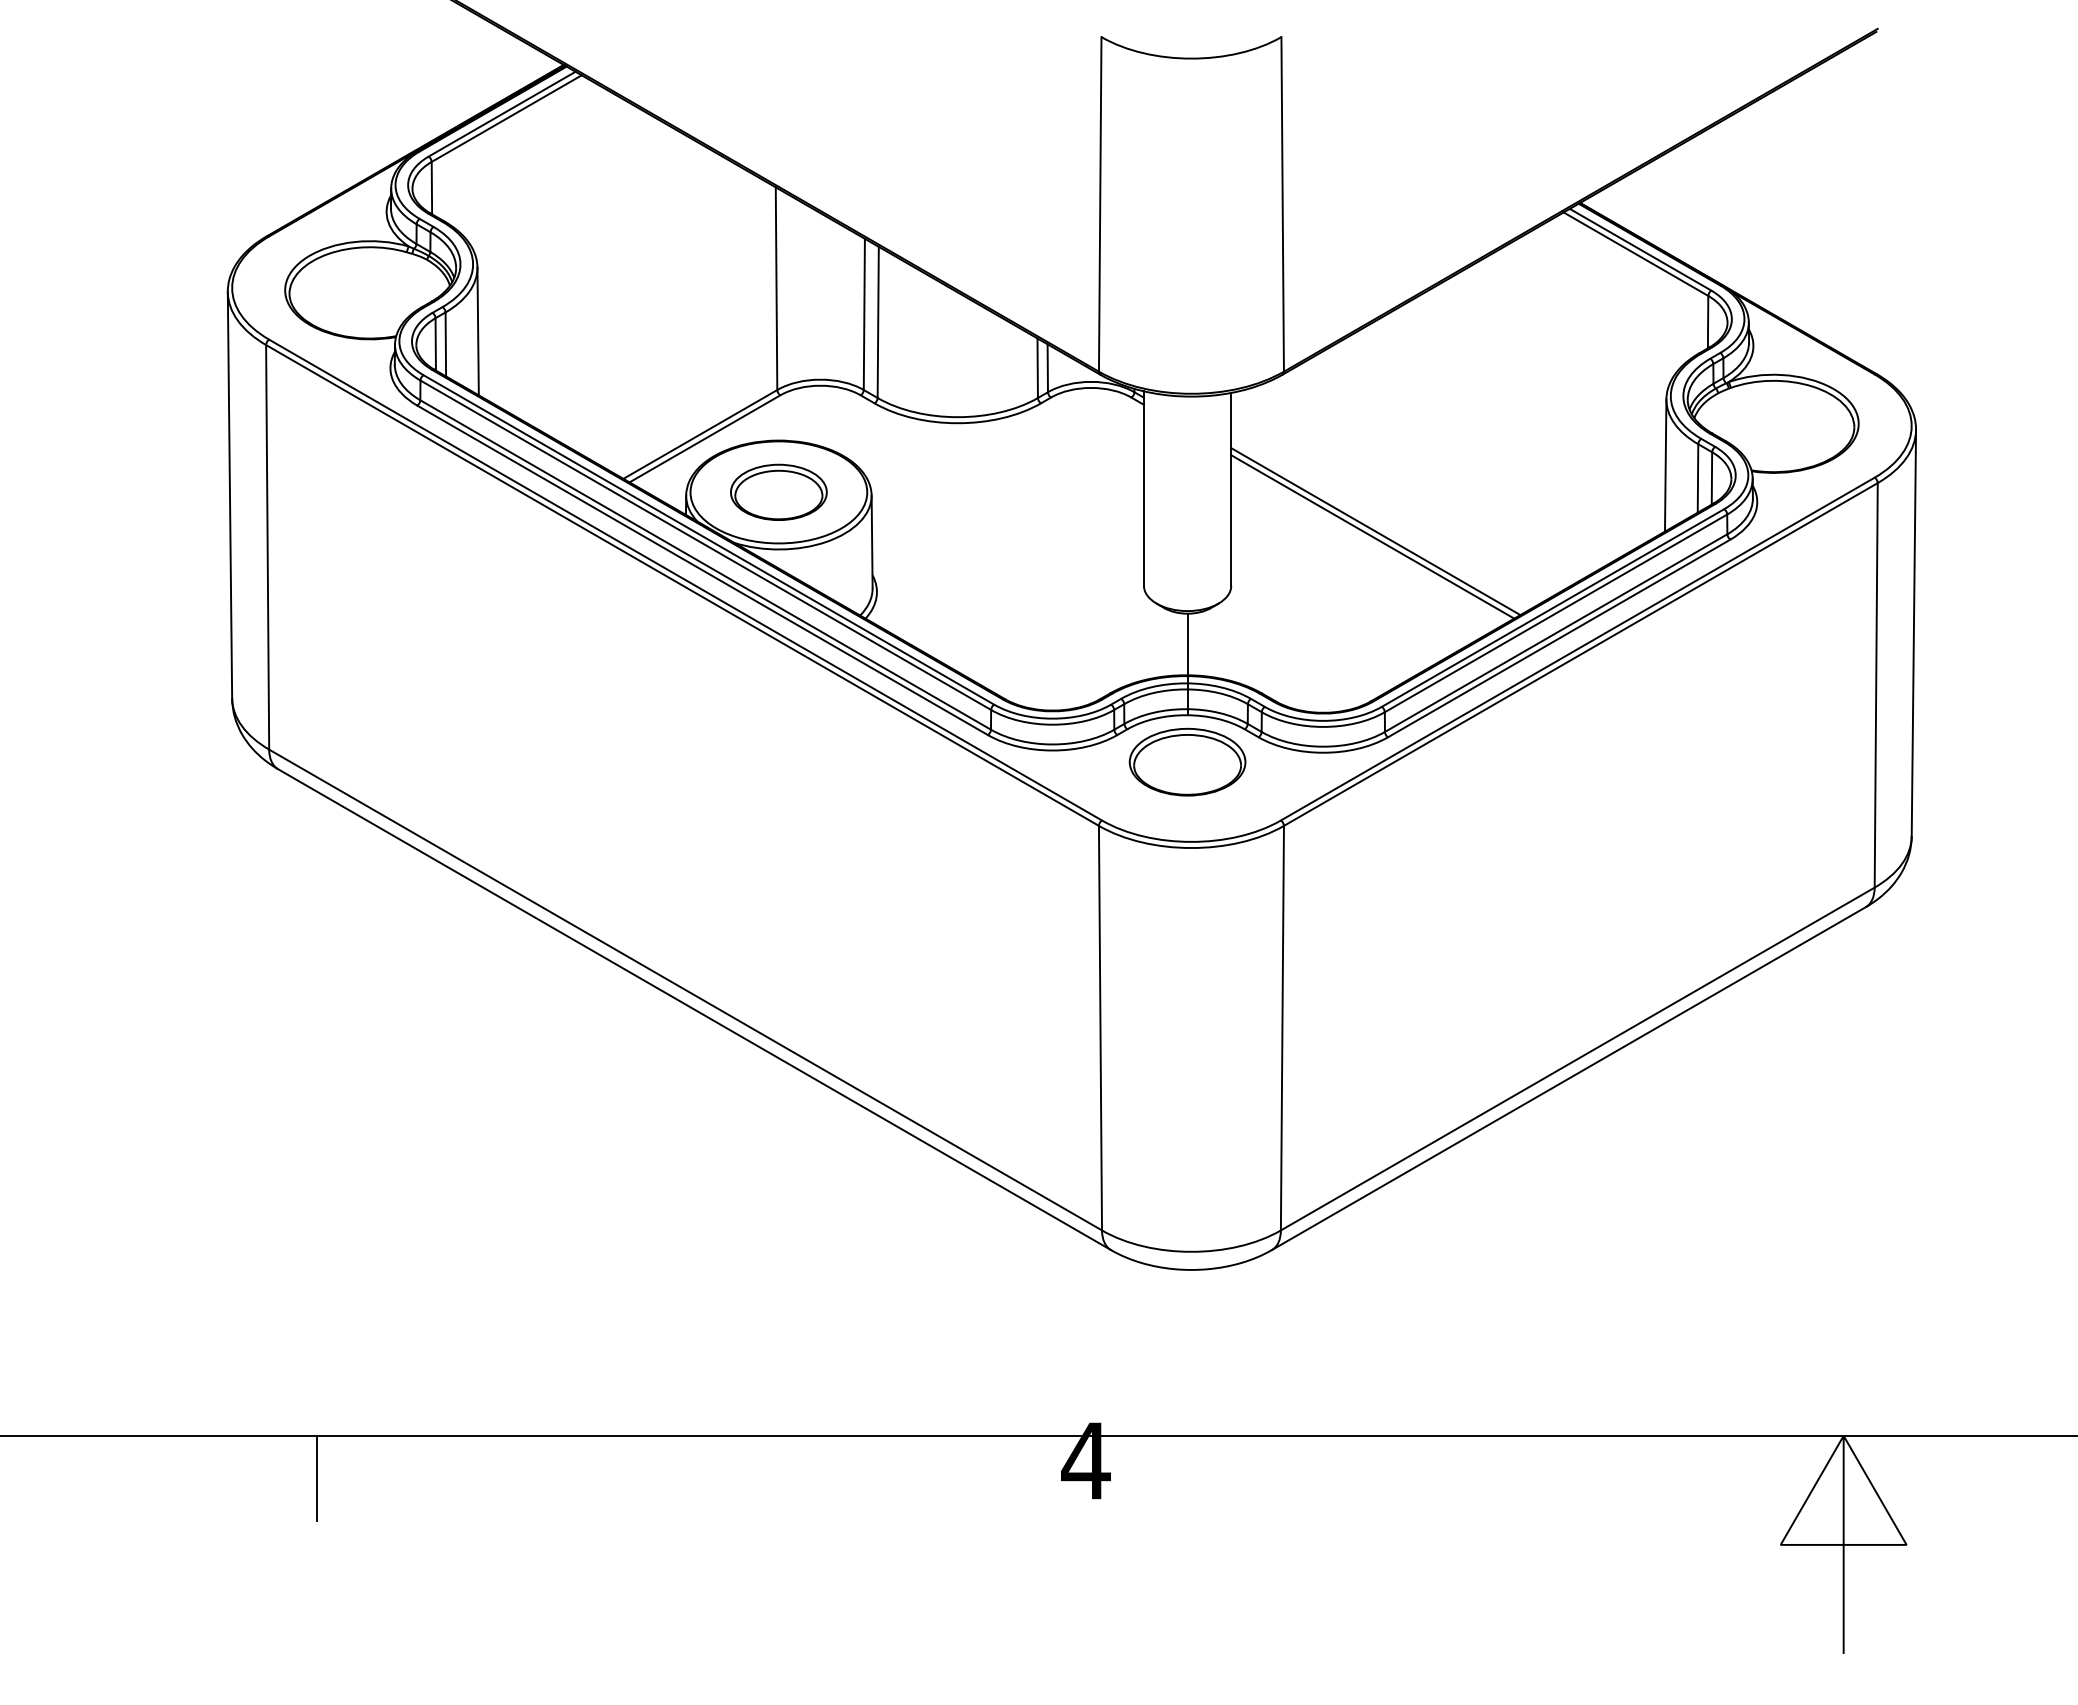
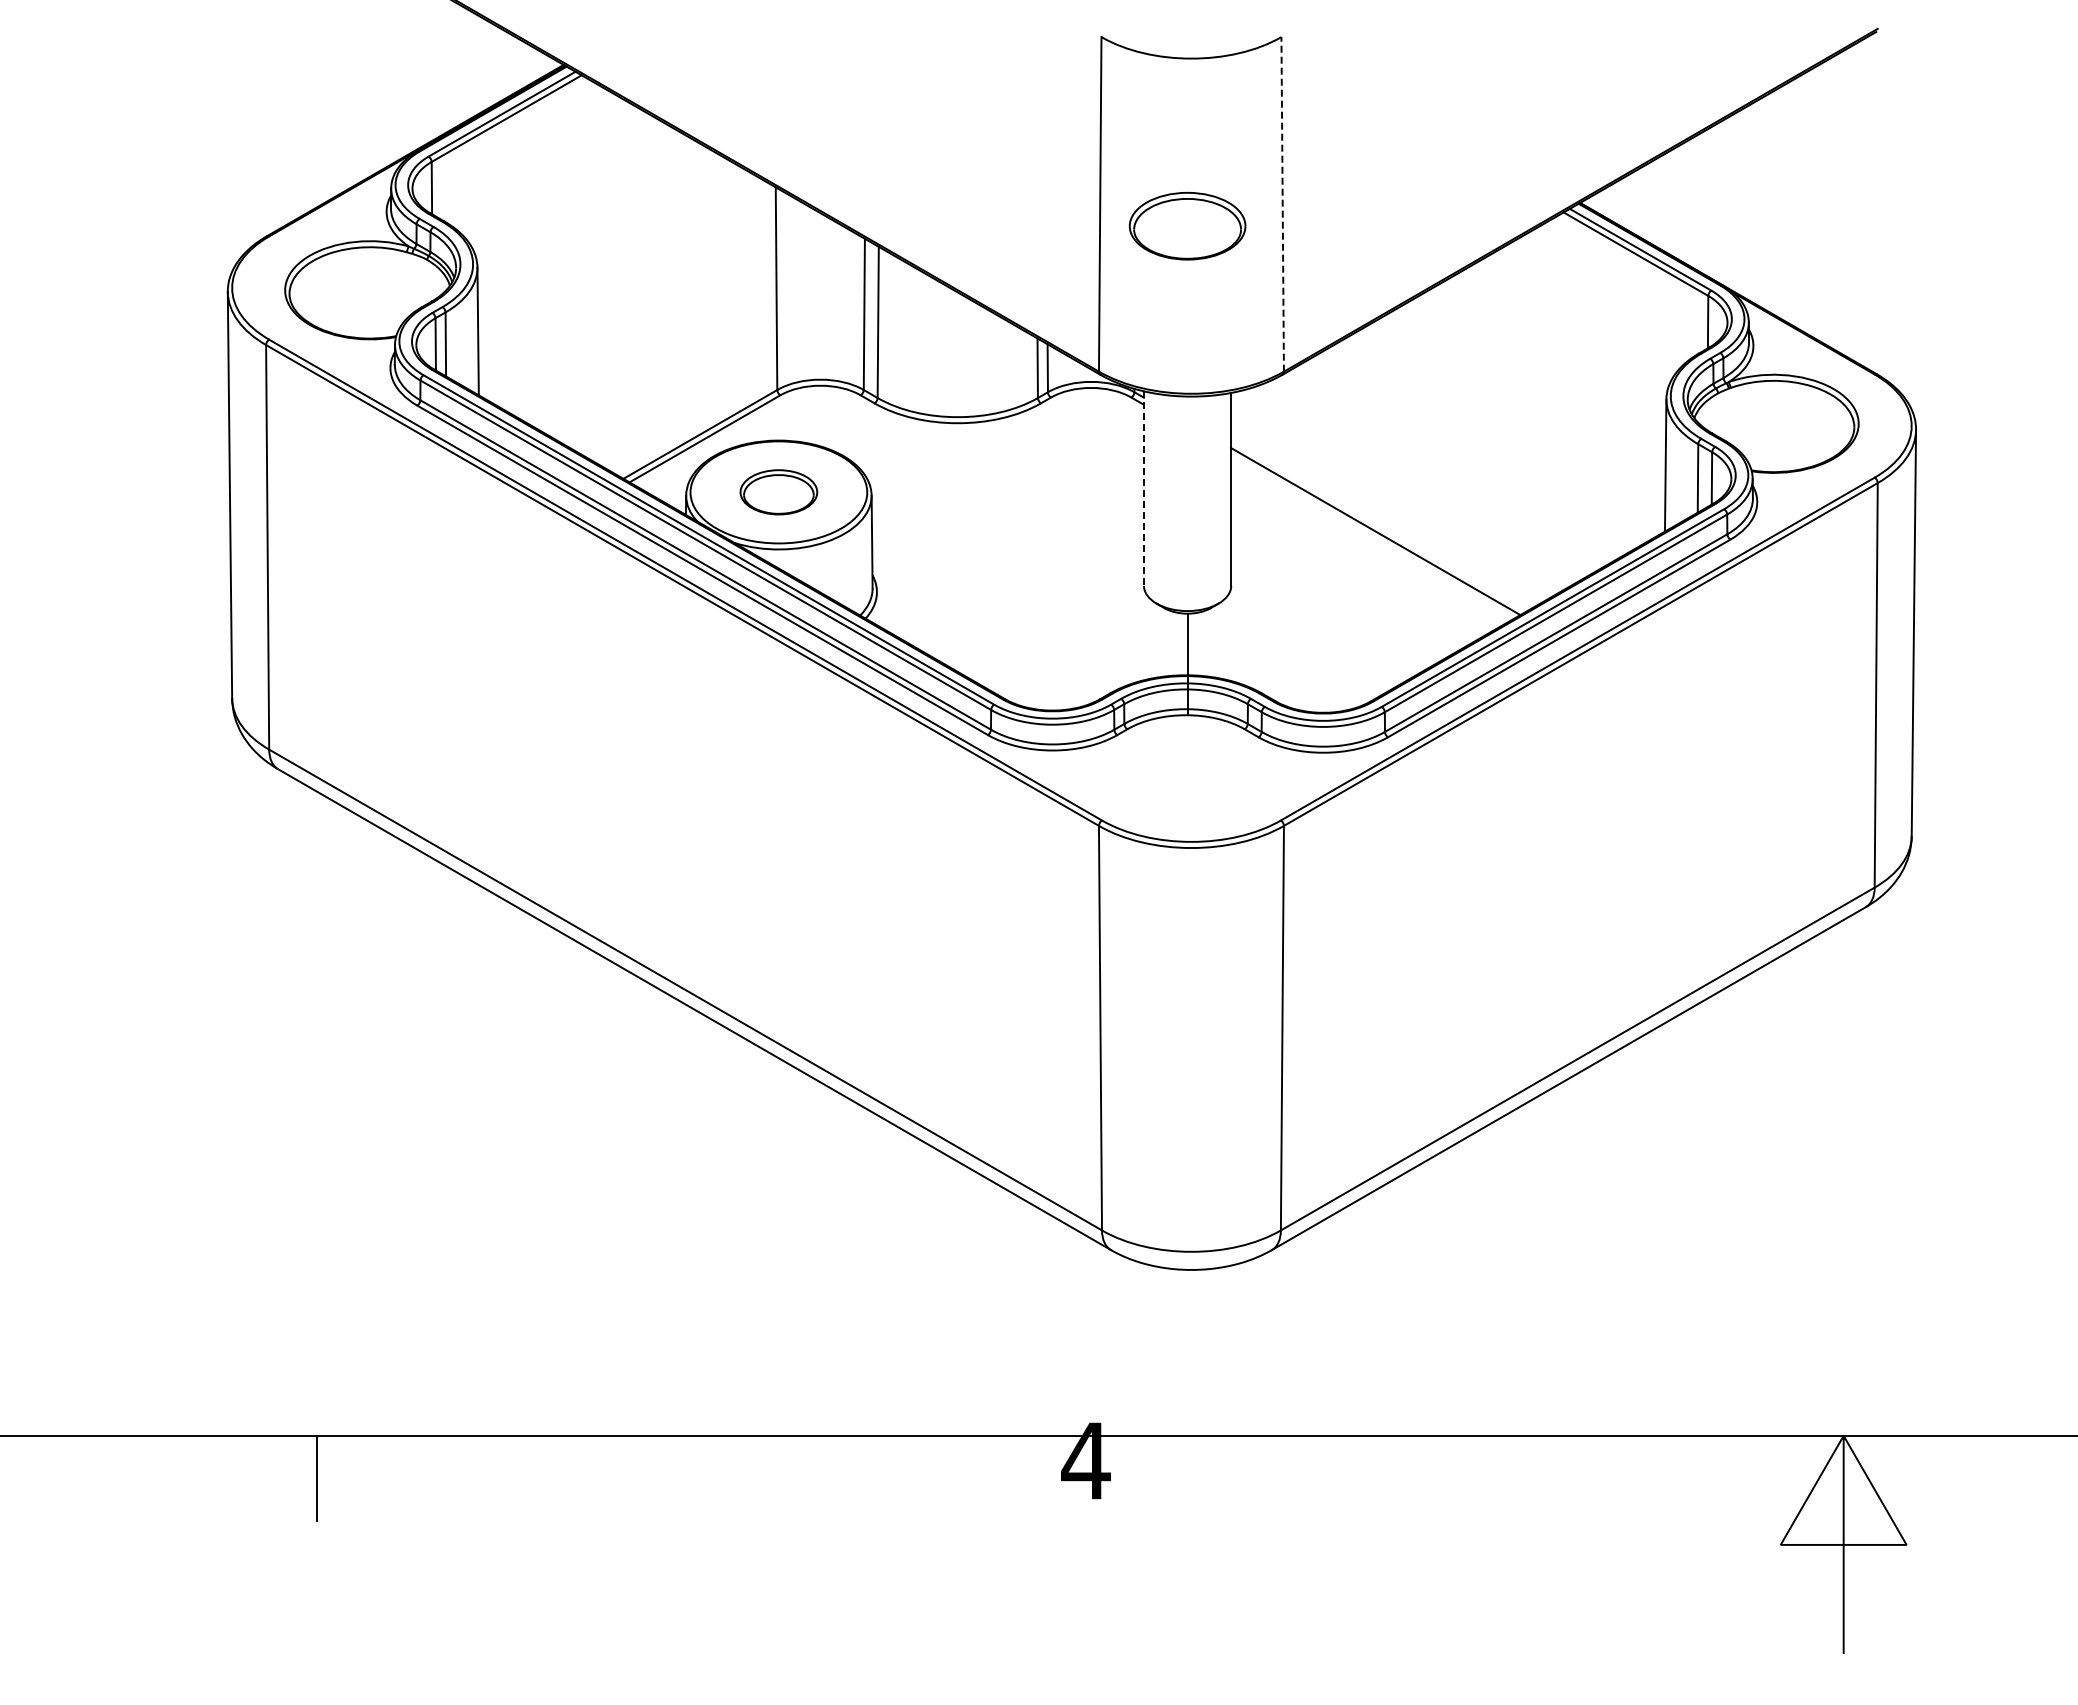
line: solid -> dashed (1282, 203)
line: solid -> dashed (1143, 489)
part size: 98x58 px -> 80x47 px (778, 492)
line: present -> none (1372, 536)
part position: (1187, 761) -> (1187, 225) (1187, 225)
